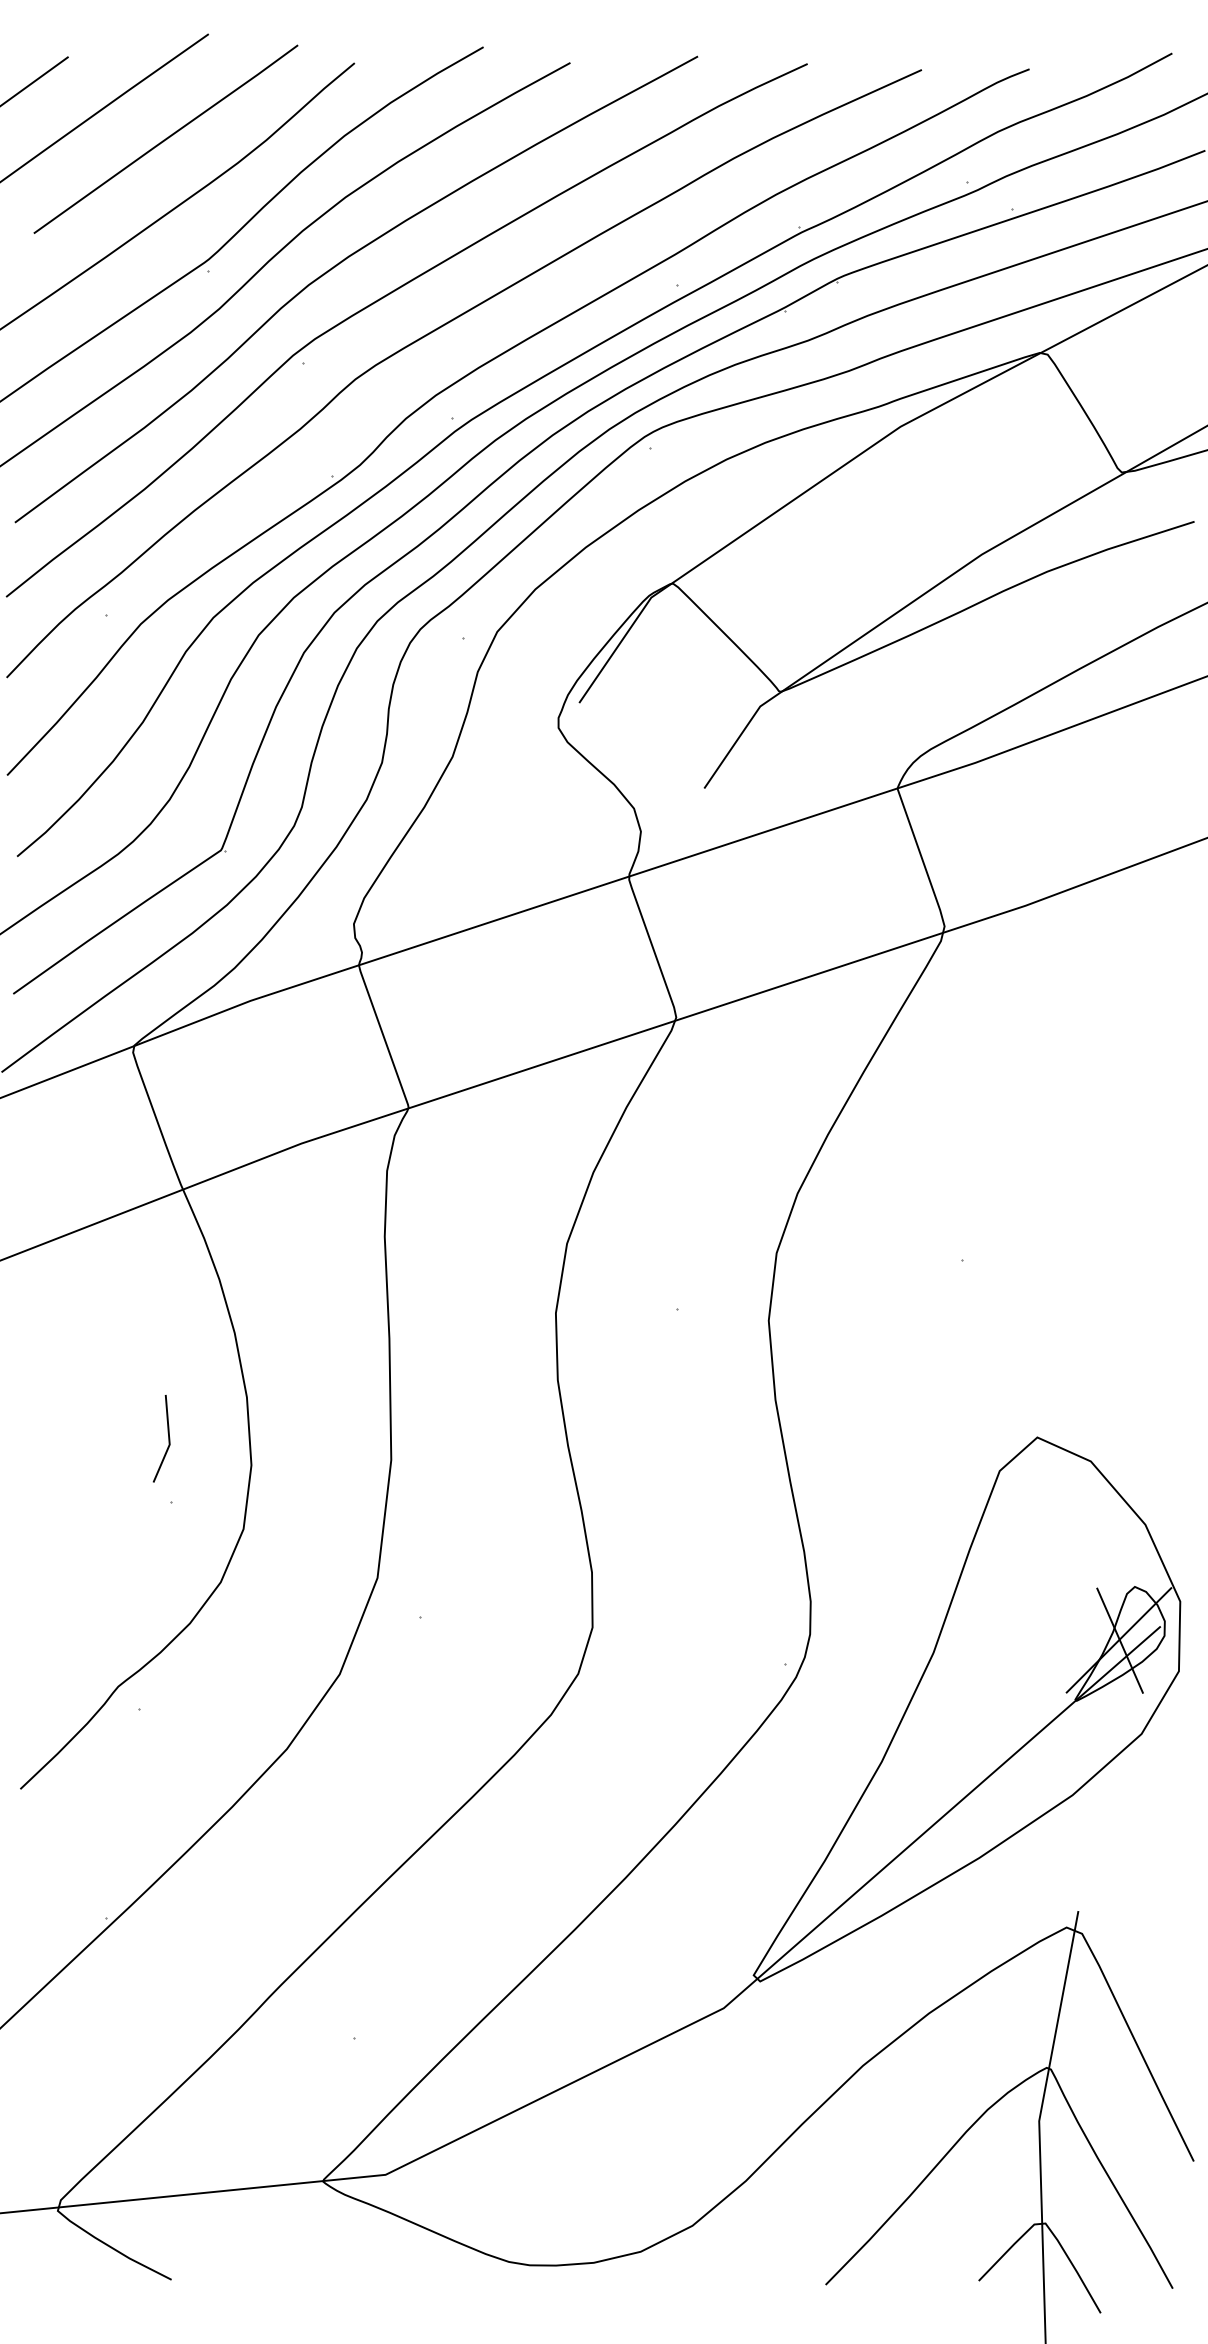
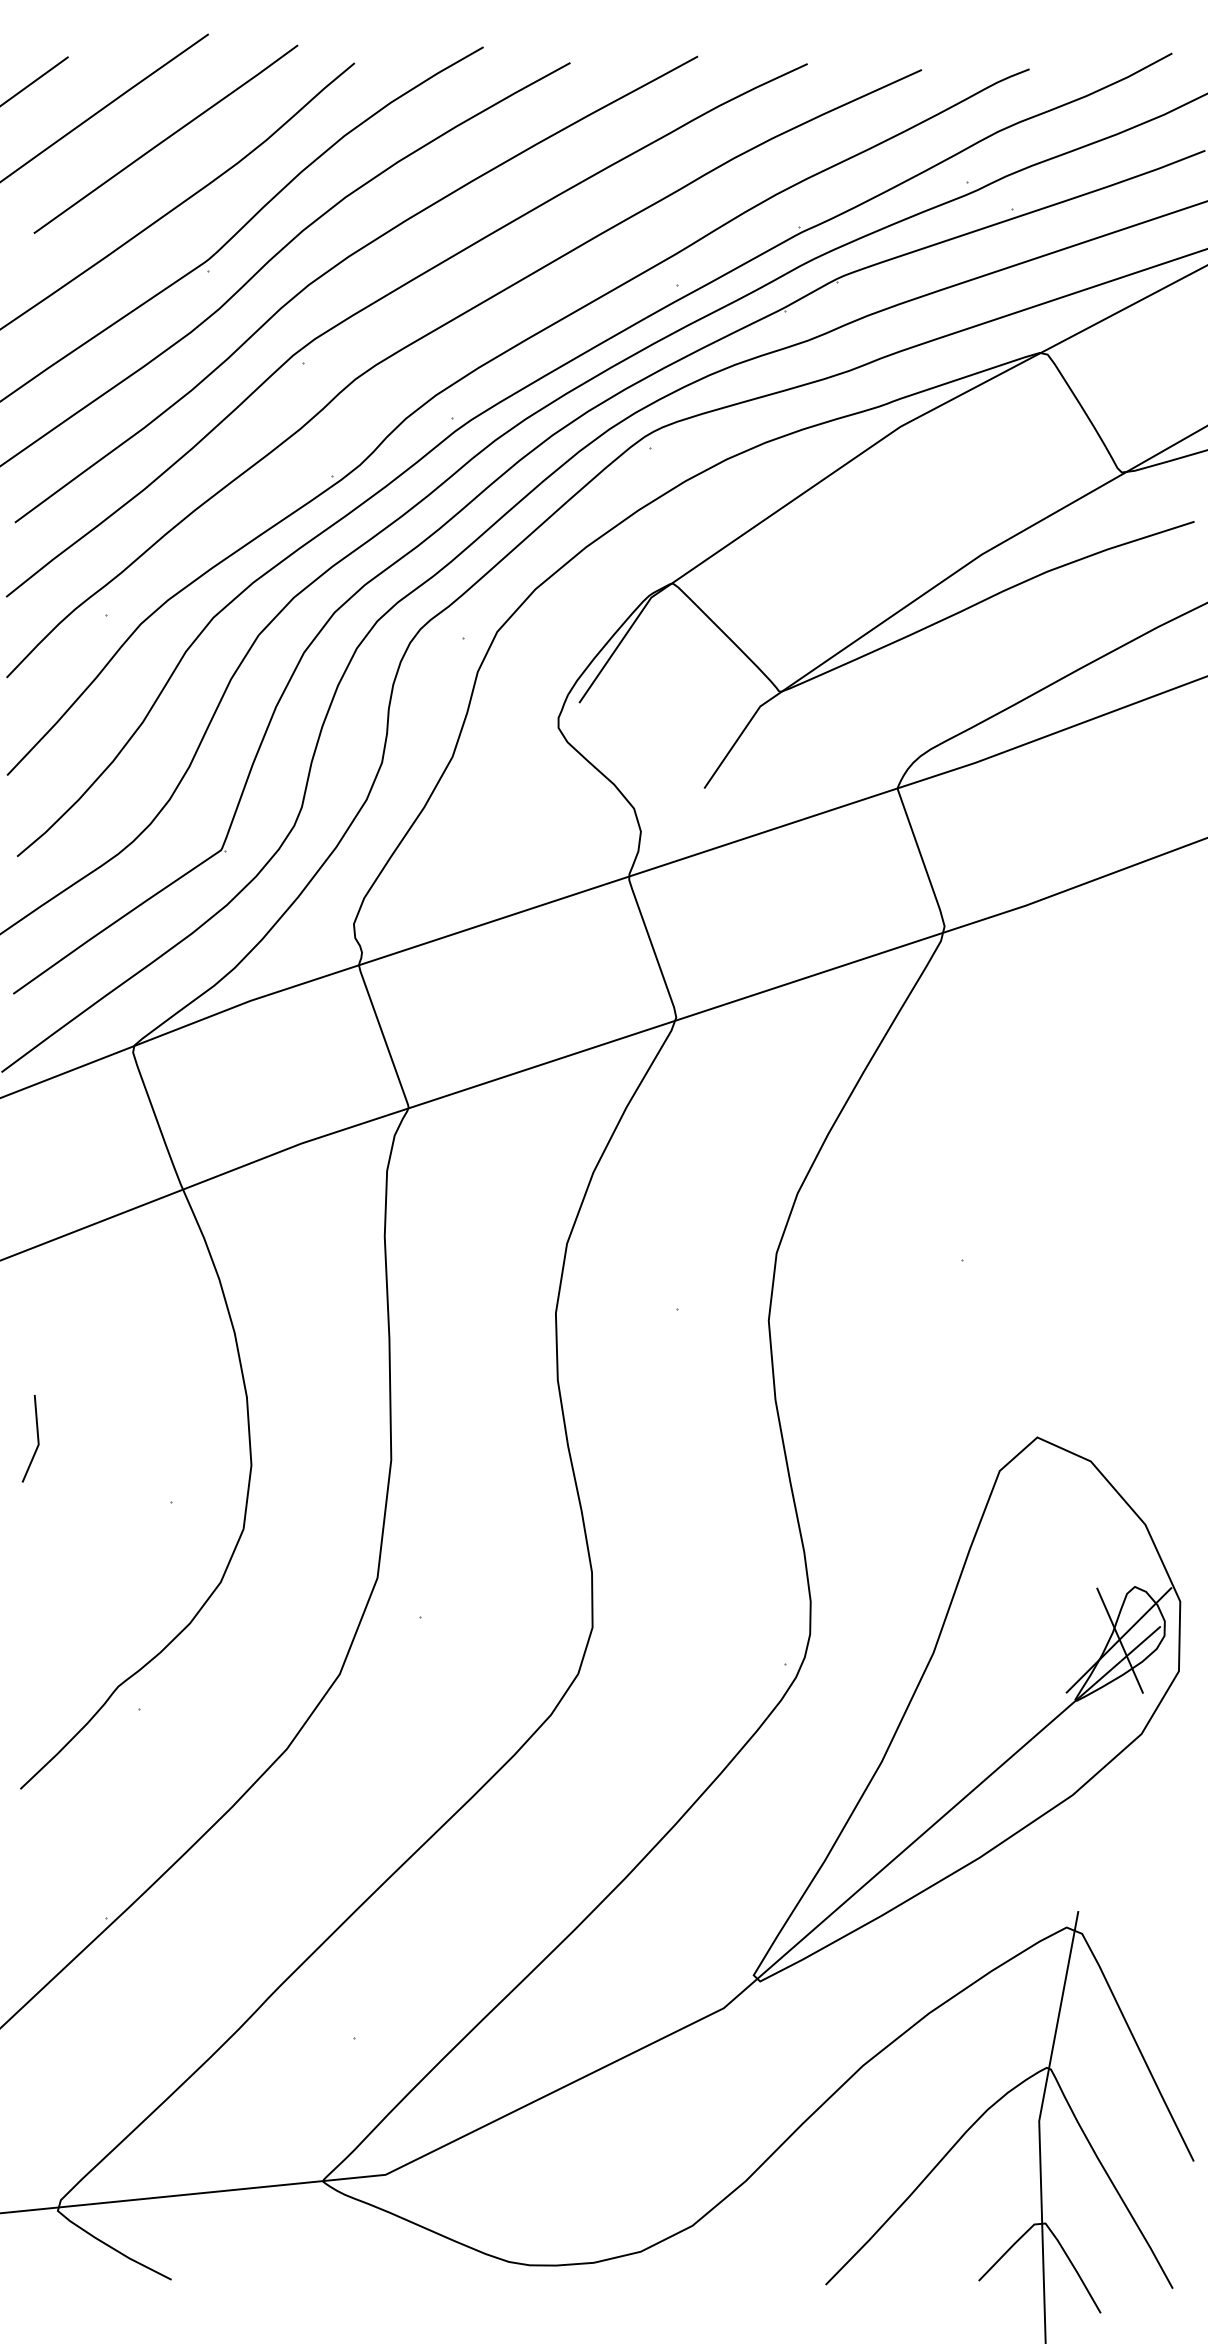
line position: (168, 1438) -> (37, 1438) (37, 1438)
